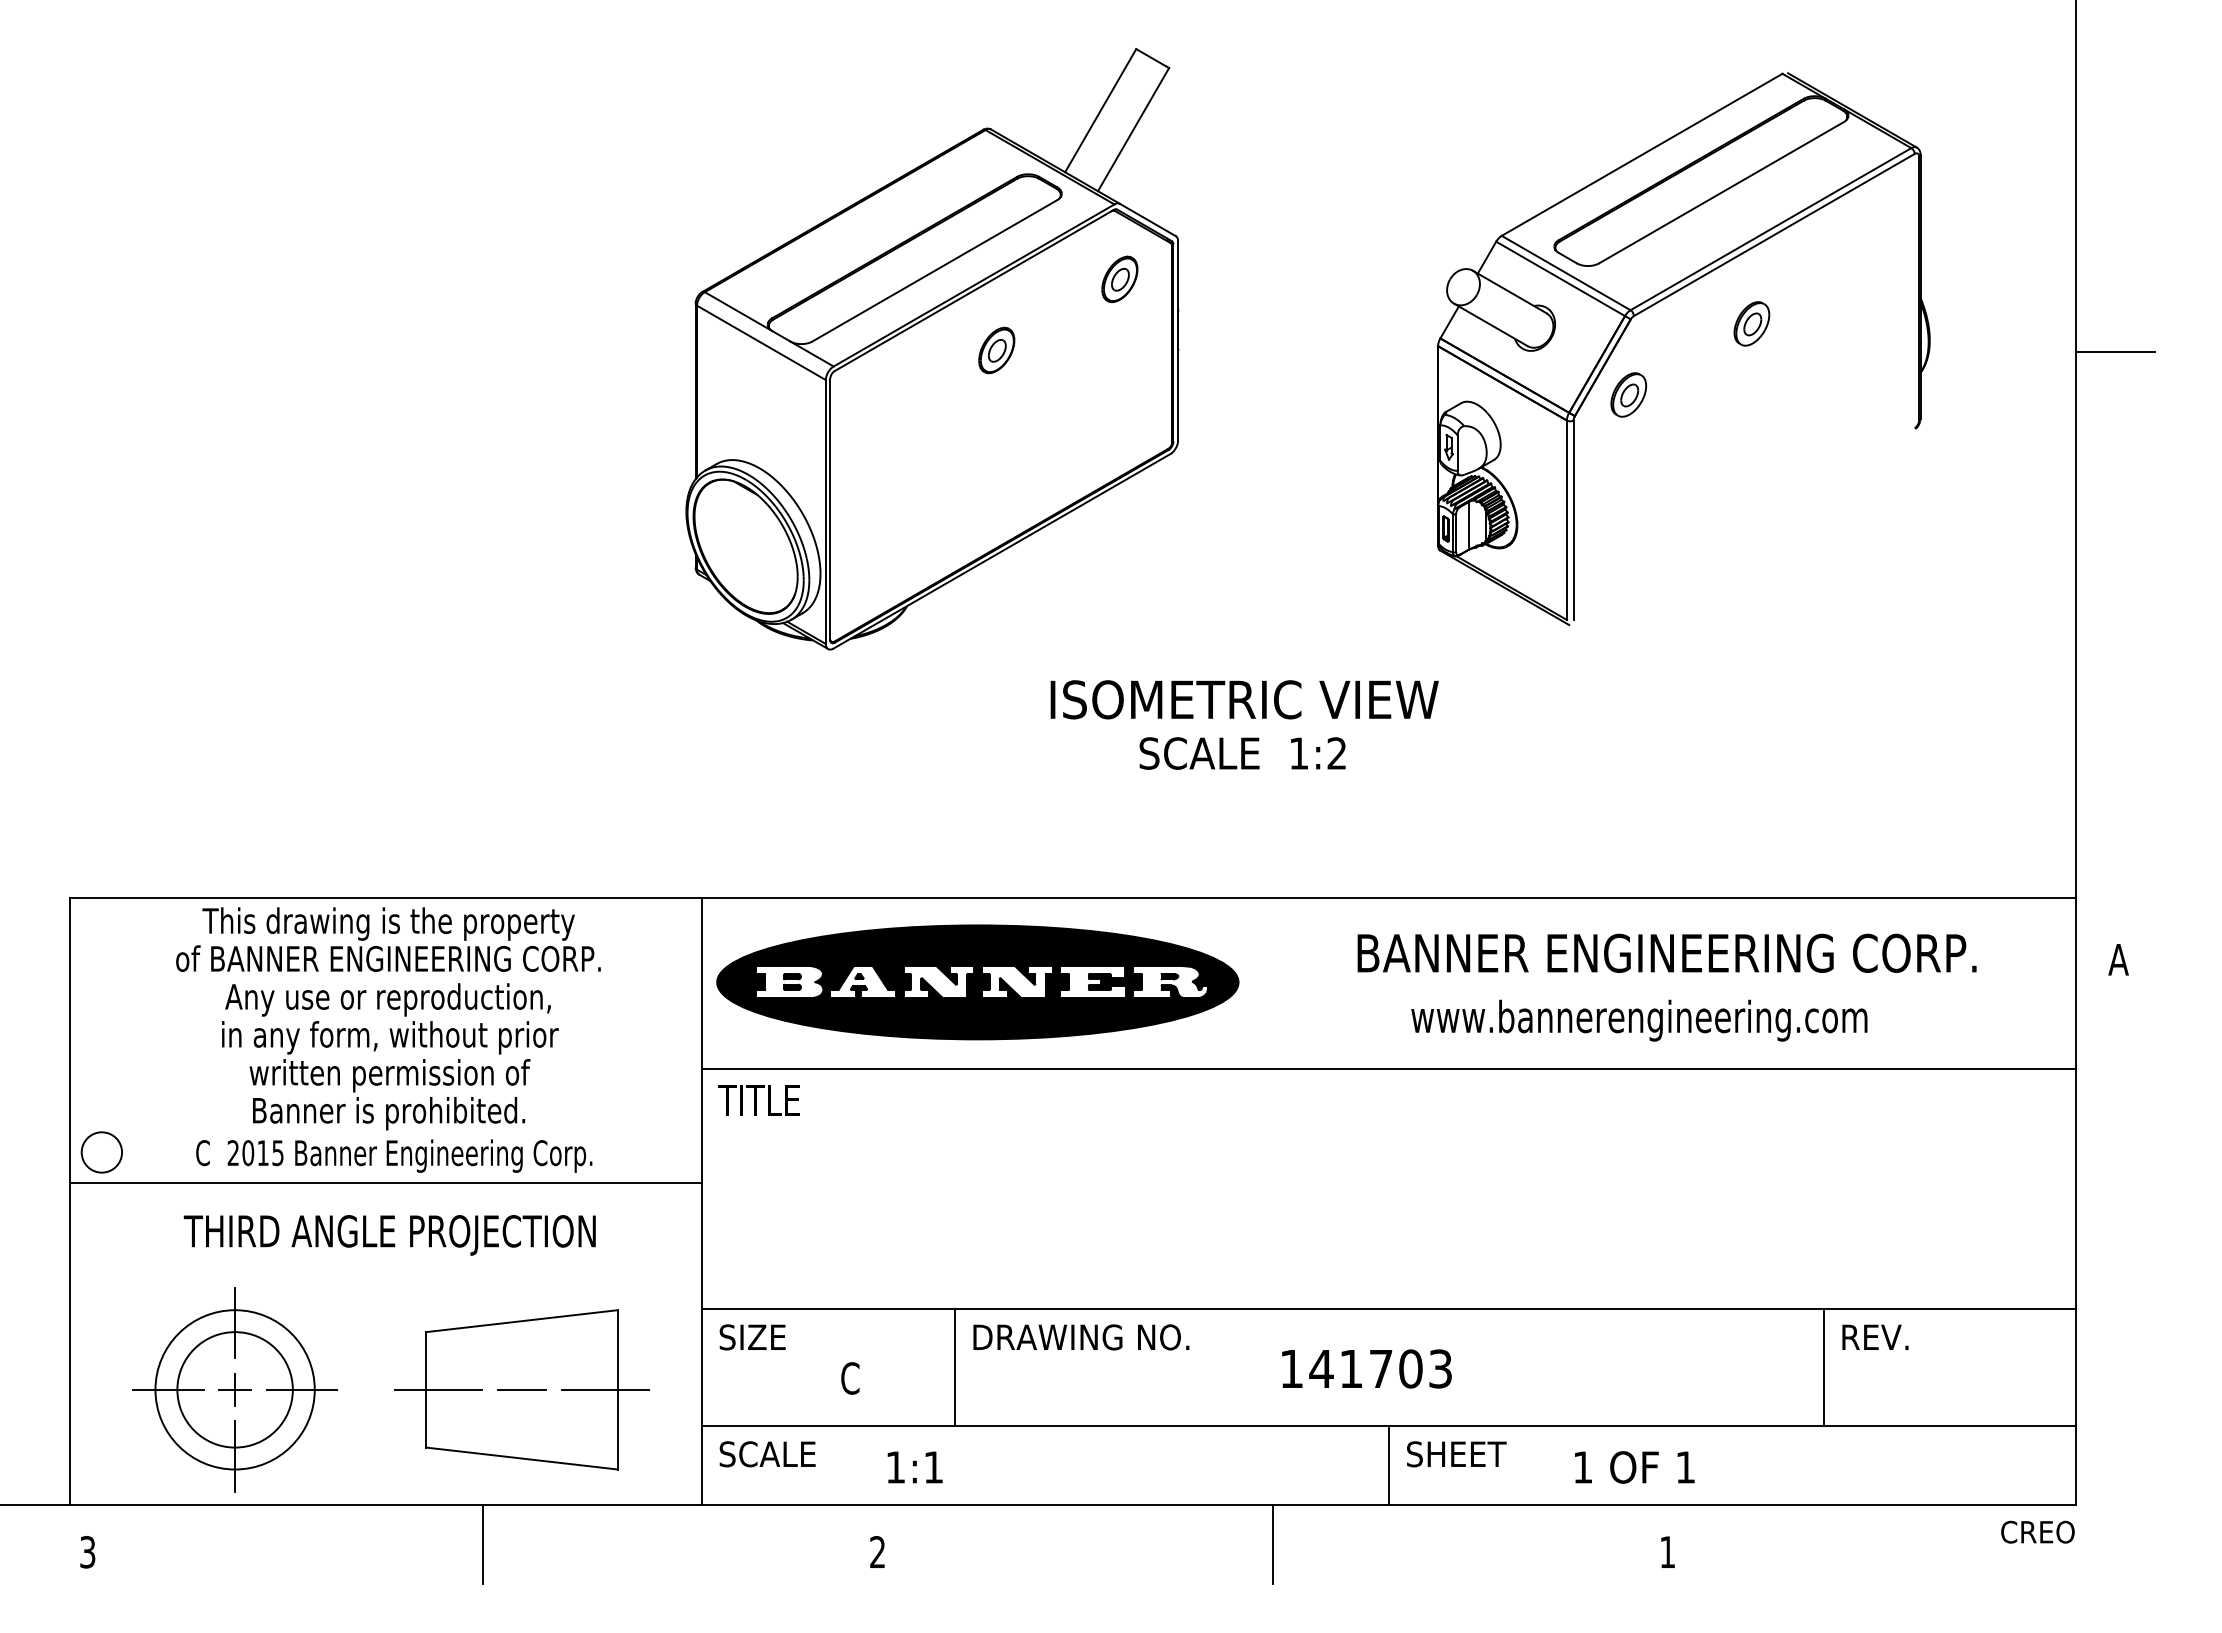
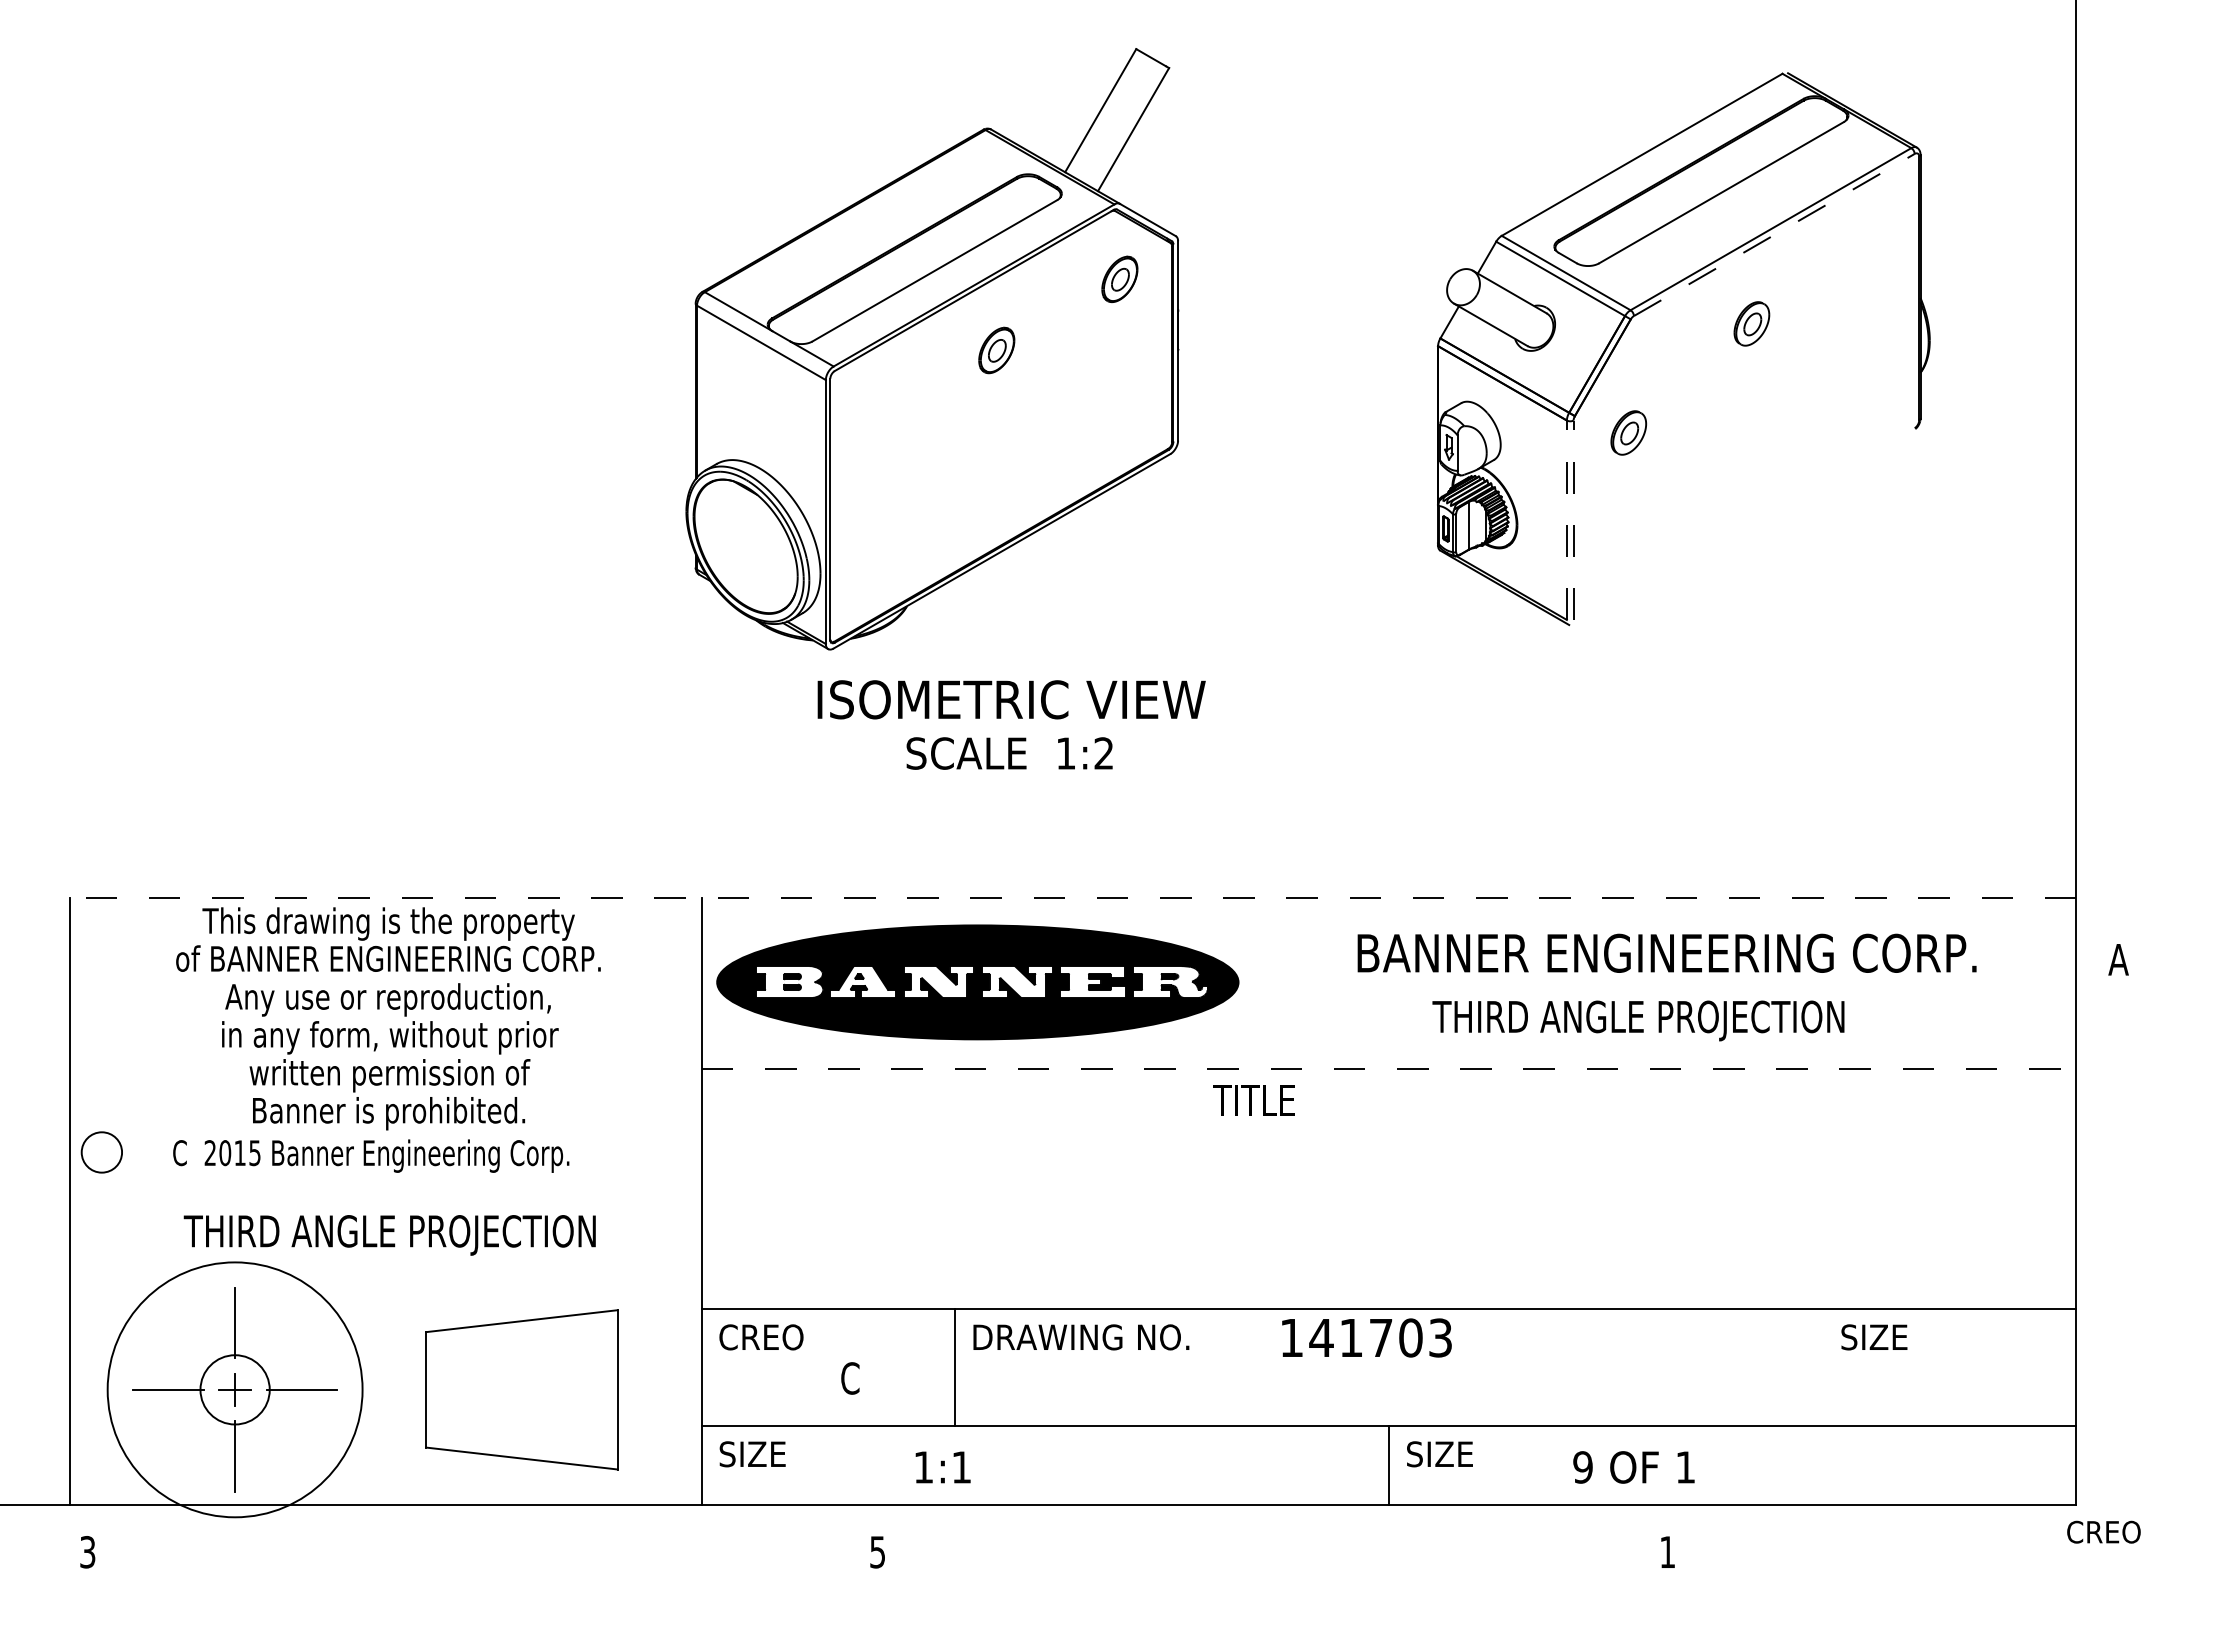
line: solid -> dashed (1774, 234)
line: present -> none (2115, 351)
part position: (1628, 394) -> (1628, 432) (1628, 432)
line: solid -> dashed (1566, 520)
line: solid -> dashed (1573, 520)
text position: (1244, 724) -> (1011, 724) (1011, 724)
line: solid -> dashed (1072, 898)
text: www.bannerengineering.com -> THIRD ANGLE PROJECTION (1639, 1020)
line: solid -> dashed (1389, 1068)
text position: (758, 1100) -> (1253, 1100) (1253, 1100)
text position: (394, 1155) -> (371, 1155) (371, 1155)
line: present -> none (385, 1182)
text: SIZE -> CREO (761, 1337)
text: REV. -> SIZE (1874, 1337)
line: present -> none (1823, 1366)
text position: (1366, 1368) -> (1366, 1337) (1366, 1337)
circle diameter: 115 px -> 69 px (234, 1389)
circle diameter: 159 px -> 255 px (234, 1389)
line: present -> none (438, 1389)
line: present -> none (521, 1389)
line: present -> none (605, 1389)
text: SHEET -> SIZE (1468, 1453)
text: SCALE -> SIZE (777, 1454)
text position: (914, 1467) -> (942, 1467) (942, 1467)
text: 1 -> 9 (1582, 1467)
text position: (2037, 1531) -> (2103, 1531) (2103, 1531)
line: present -> none (482, 1543)
line: present -> none (1272, 1543)
text: 2 -> 5 (877, 1552)
